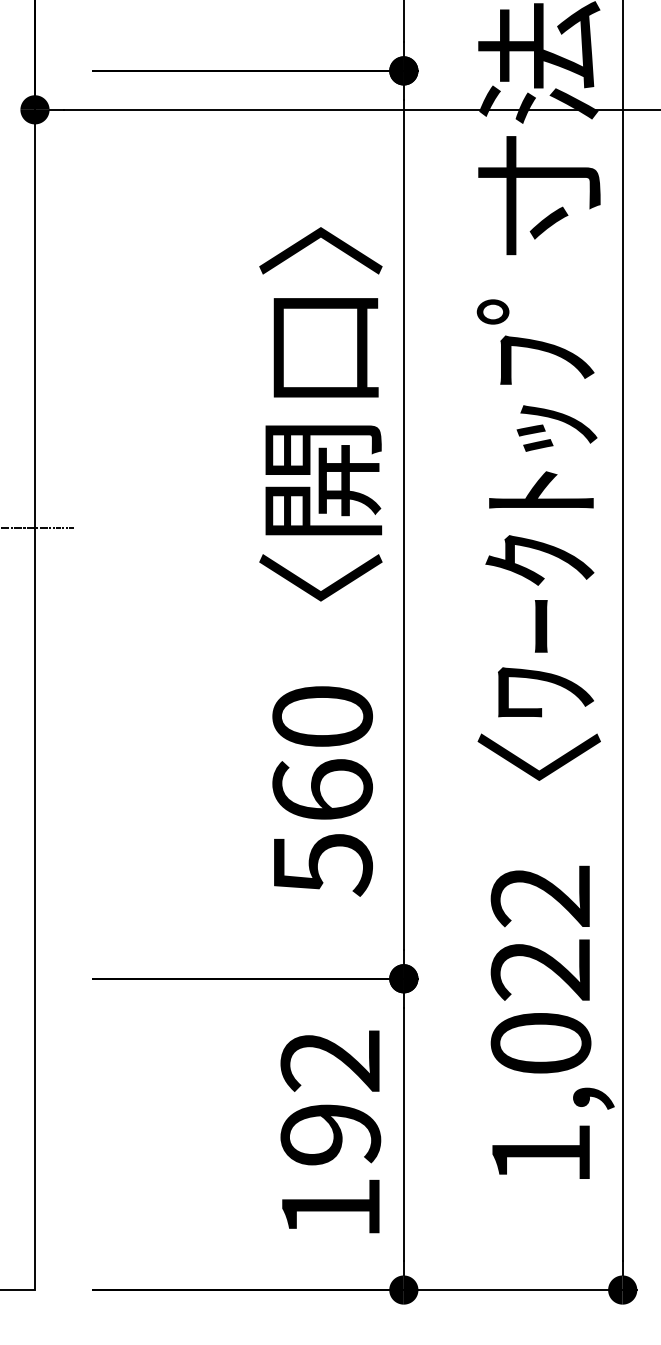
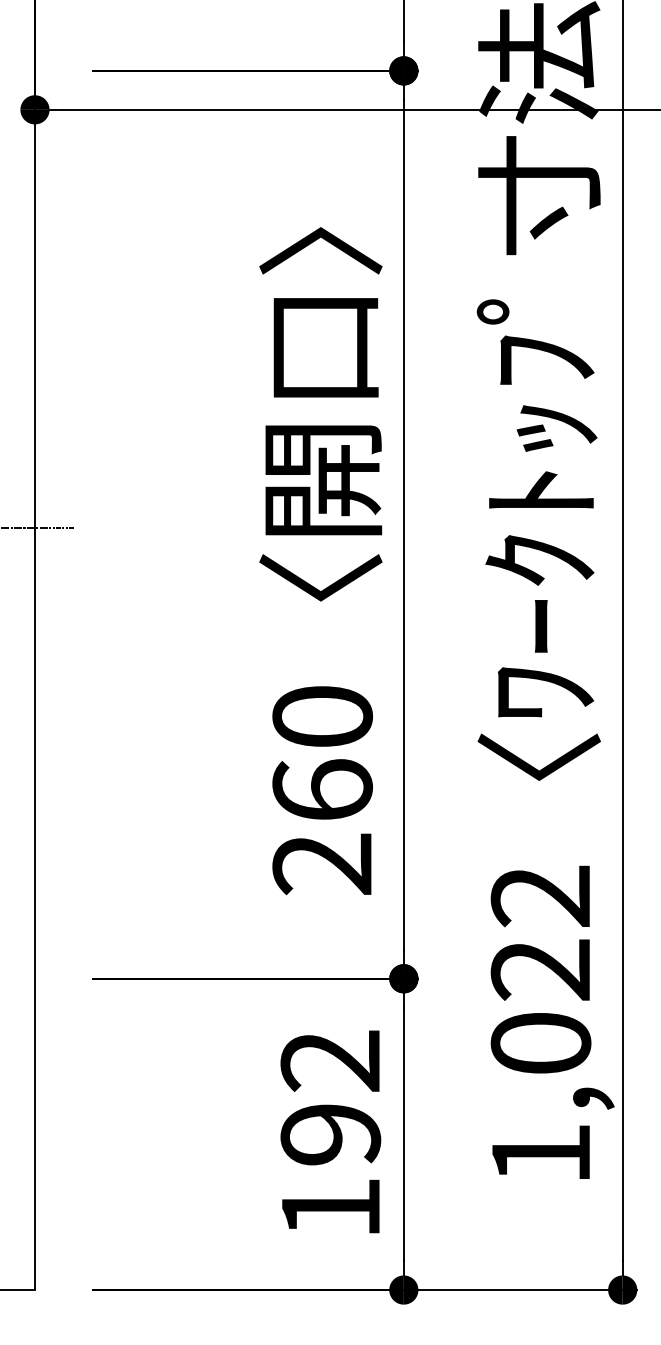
text: 560 -> 260 (322, 864)
